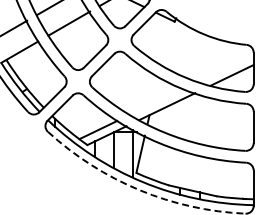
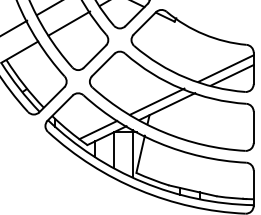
line: none -> present (225, 68)
line: none -> present (156, 101)
arc: dashed -> solid (139, 190)
